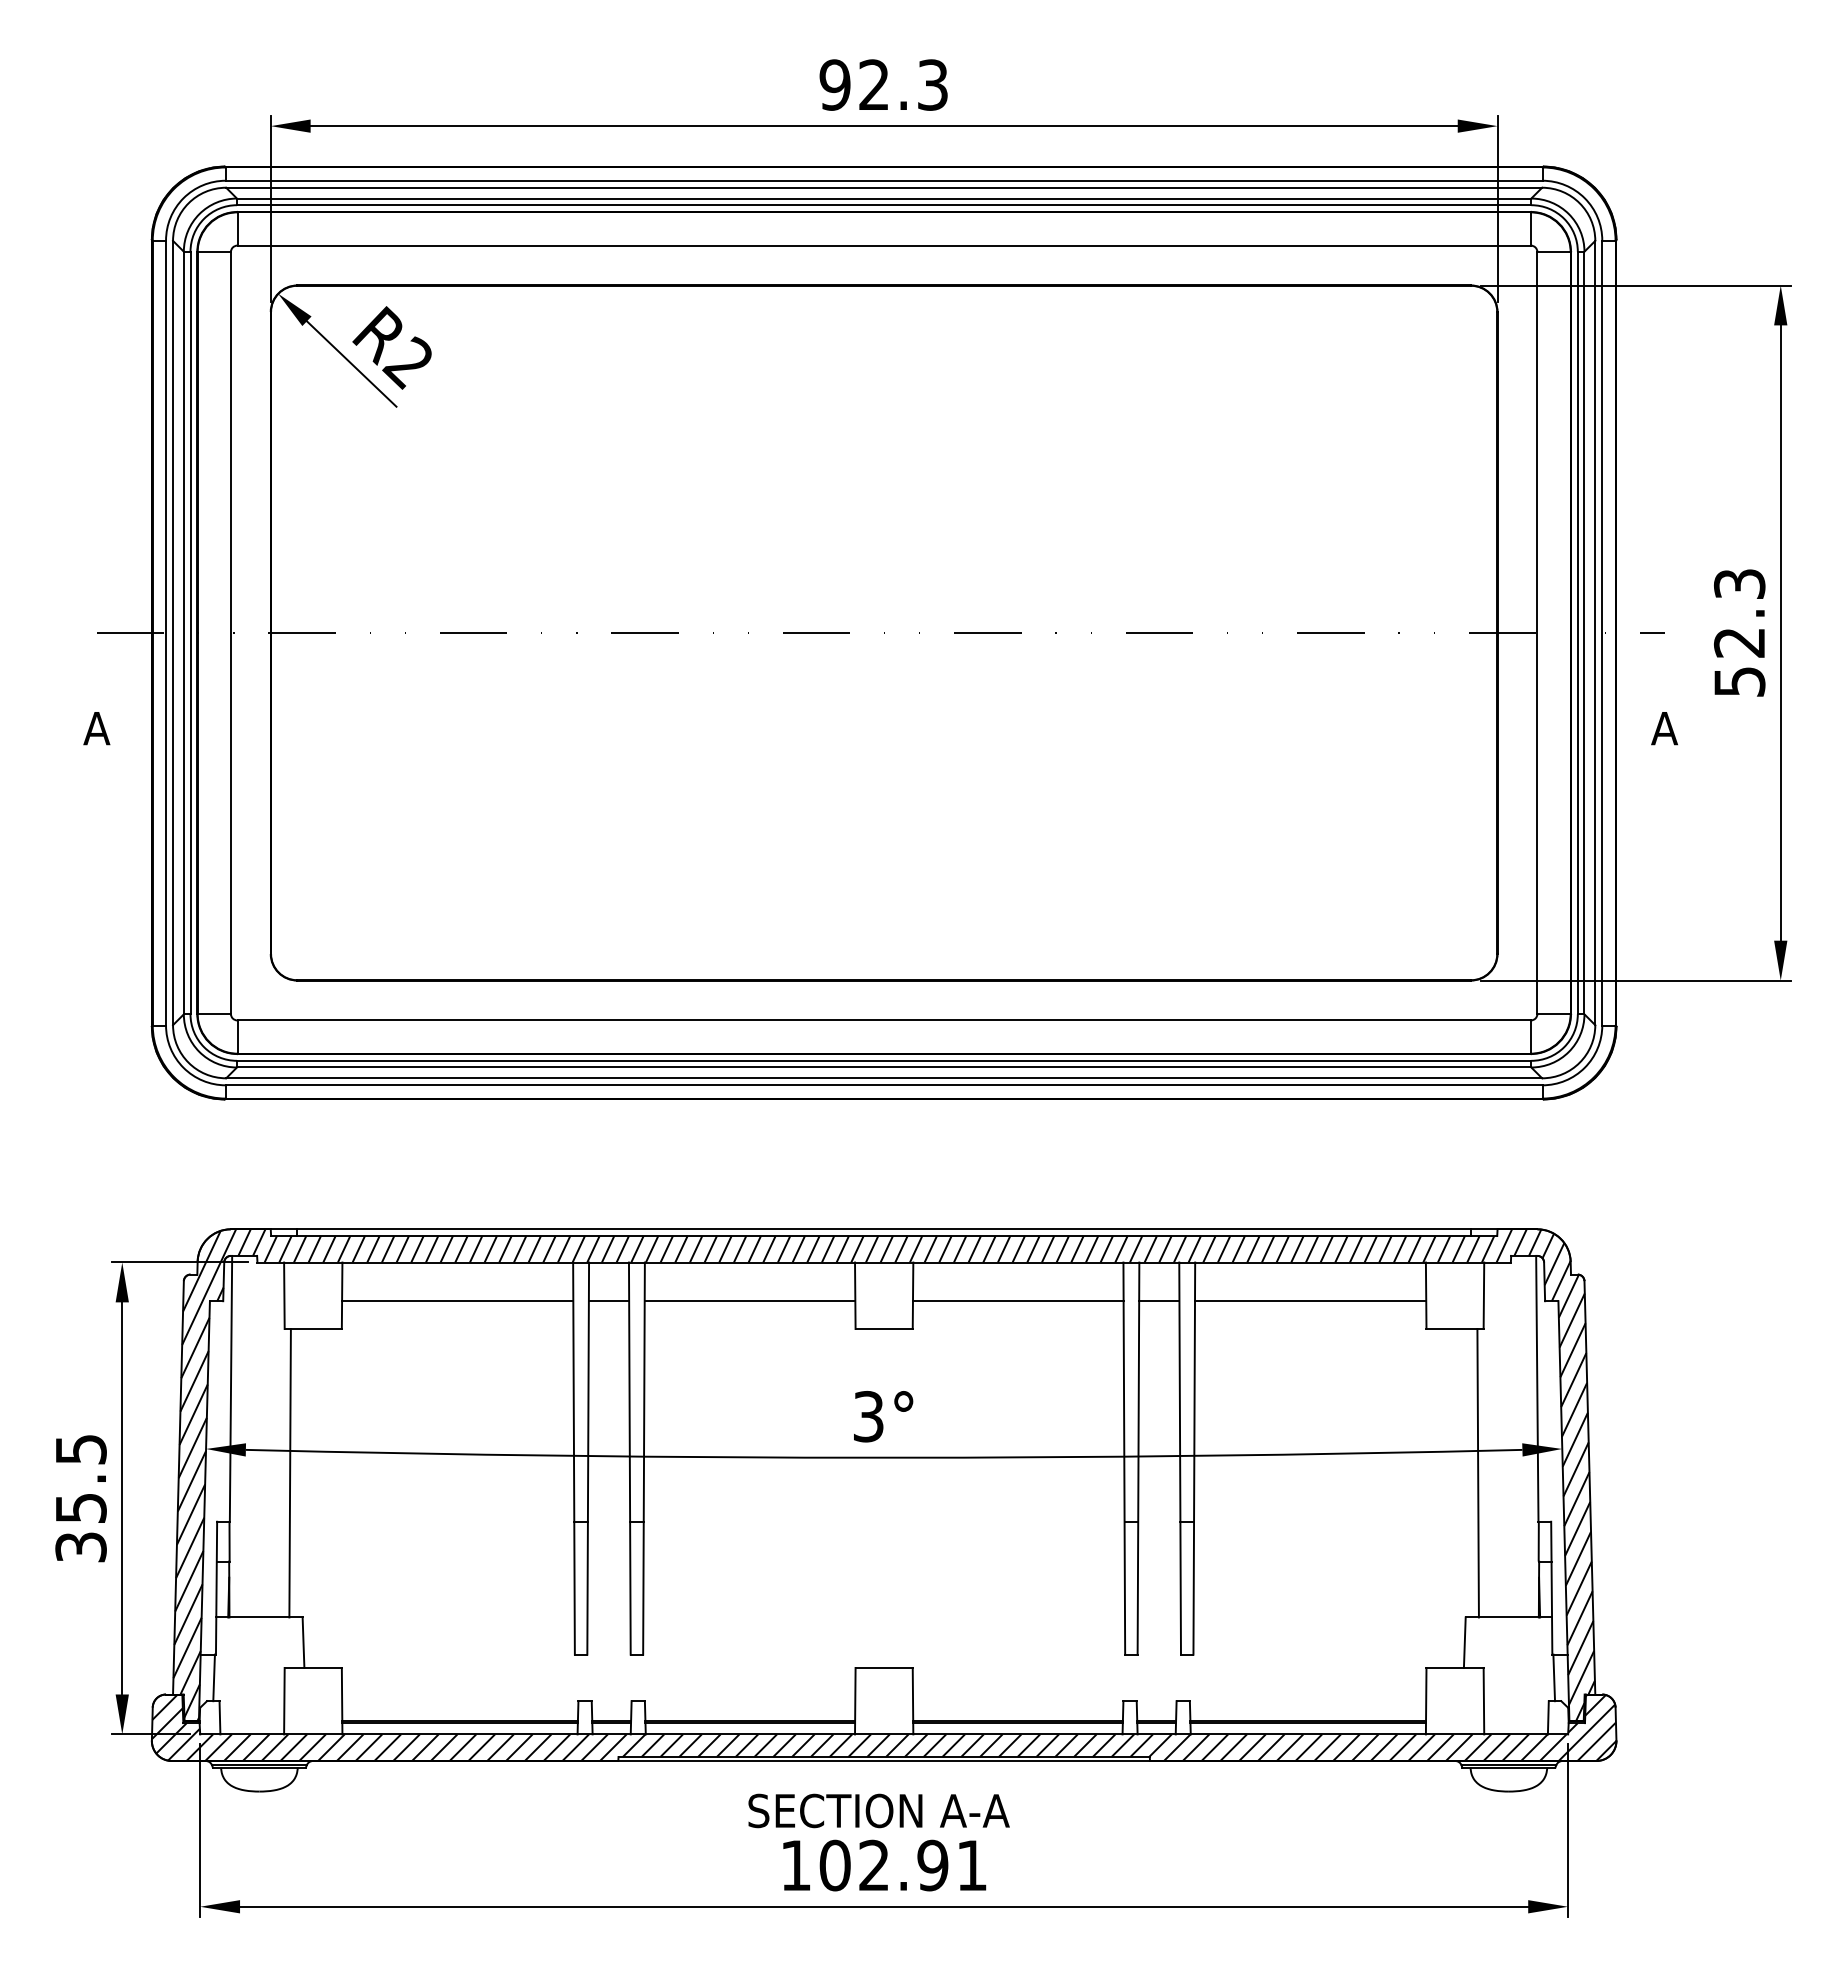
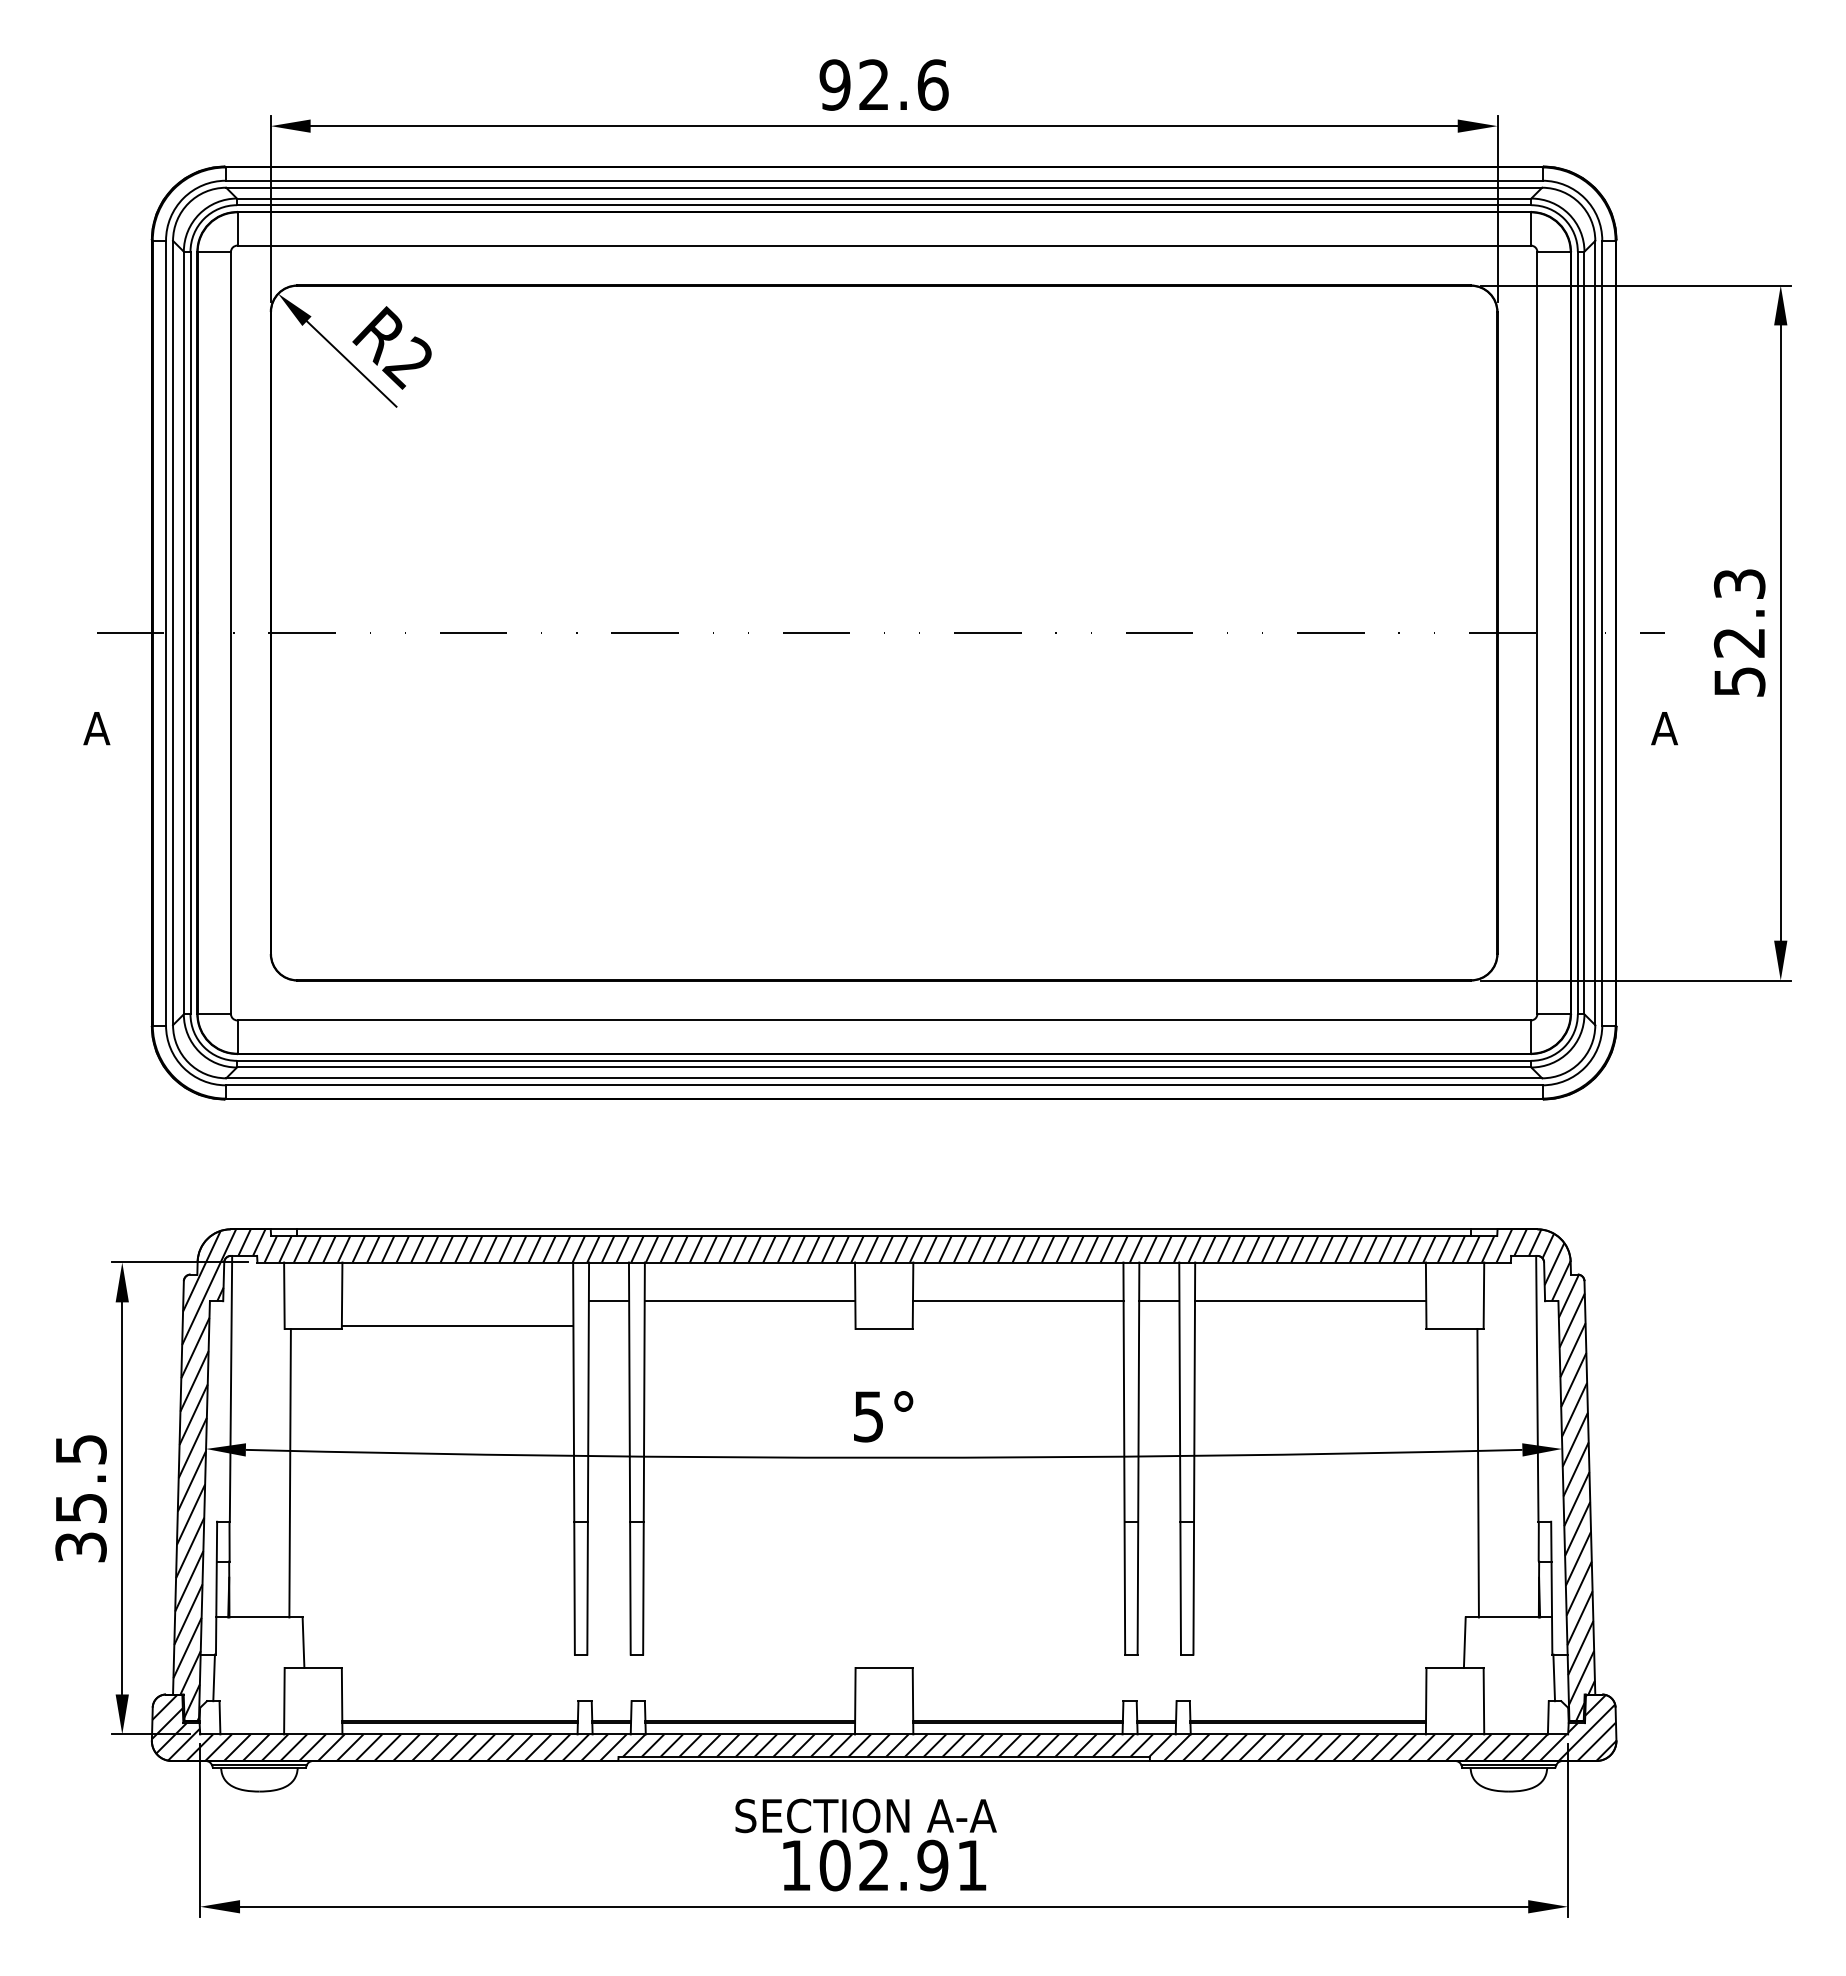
text: 92.3 -> 92.6 (932, 84)
line position: (457, 1301) -> (457, 1326) (457, 1326)
text: 3° -> 5° (868, 1415)
text position: (878, 1810) -> (865, 1815) (865, 1815)
